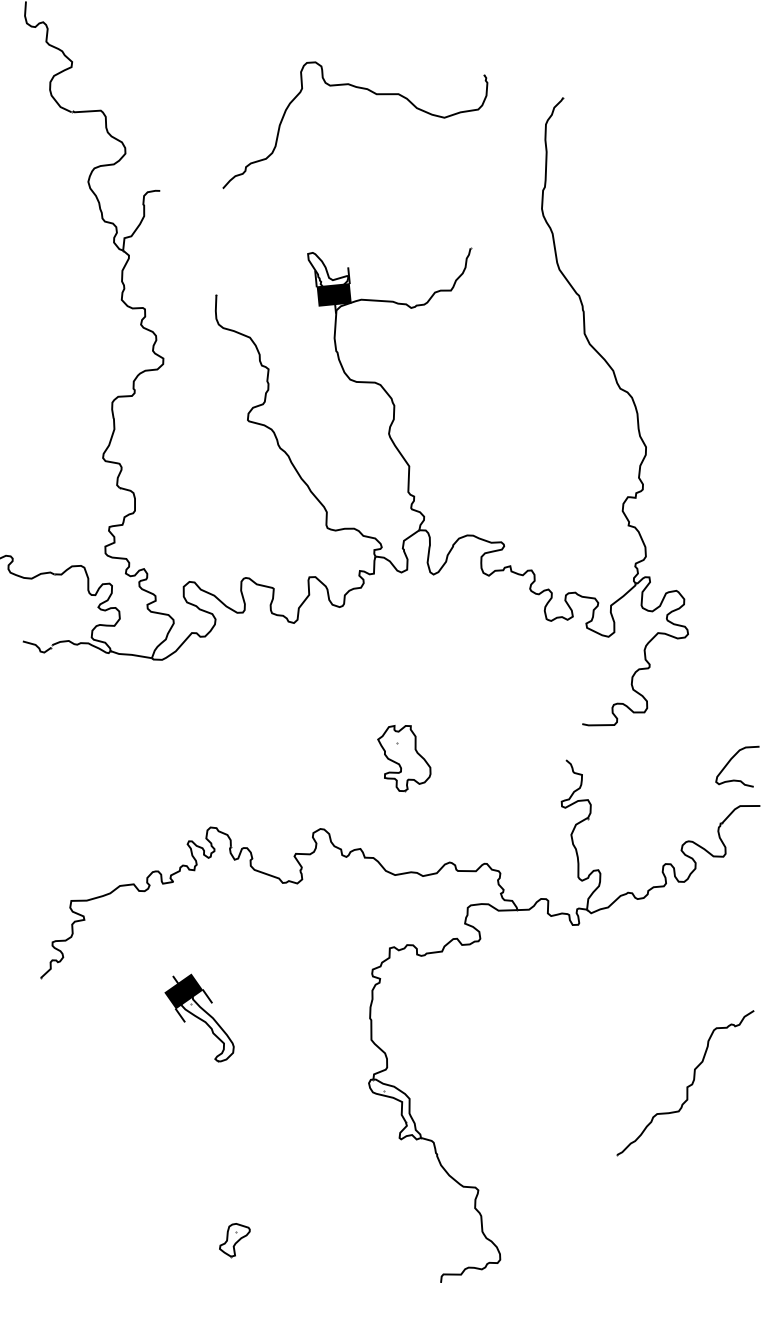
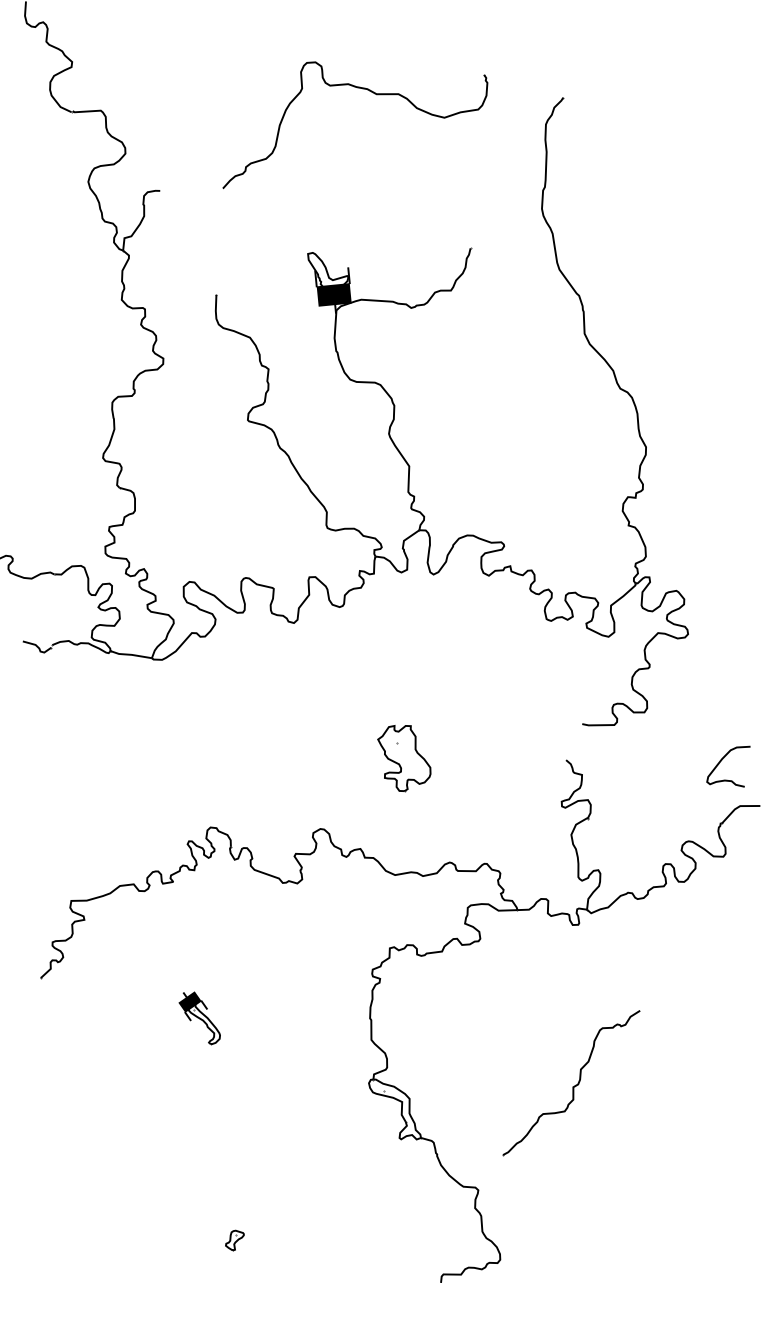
curve position: (731, 760) -> (722, 760) (722, 760)
part size: 71x90 px -> 43x55 px (199, 1018)
part position: (685, 1083) -> (571, 1083) (571, 1083)
part size: 32x36 px -> 20x23 px (234, 1240)
